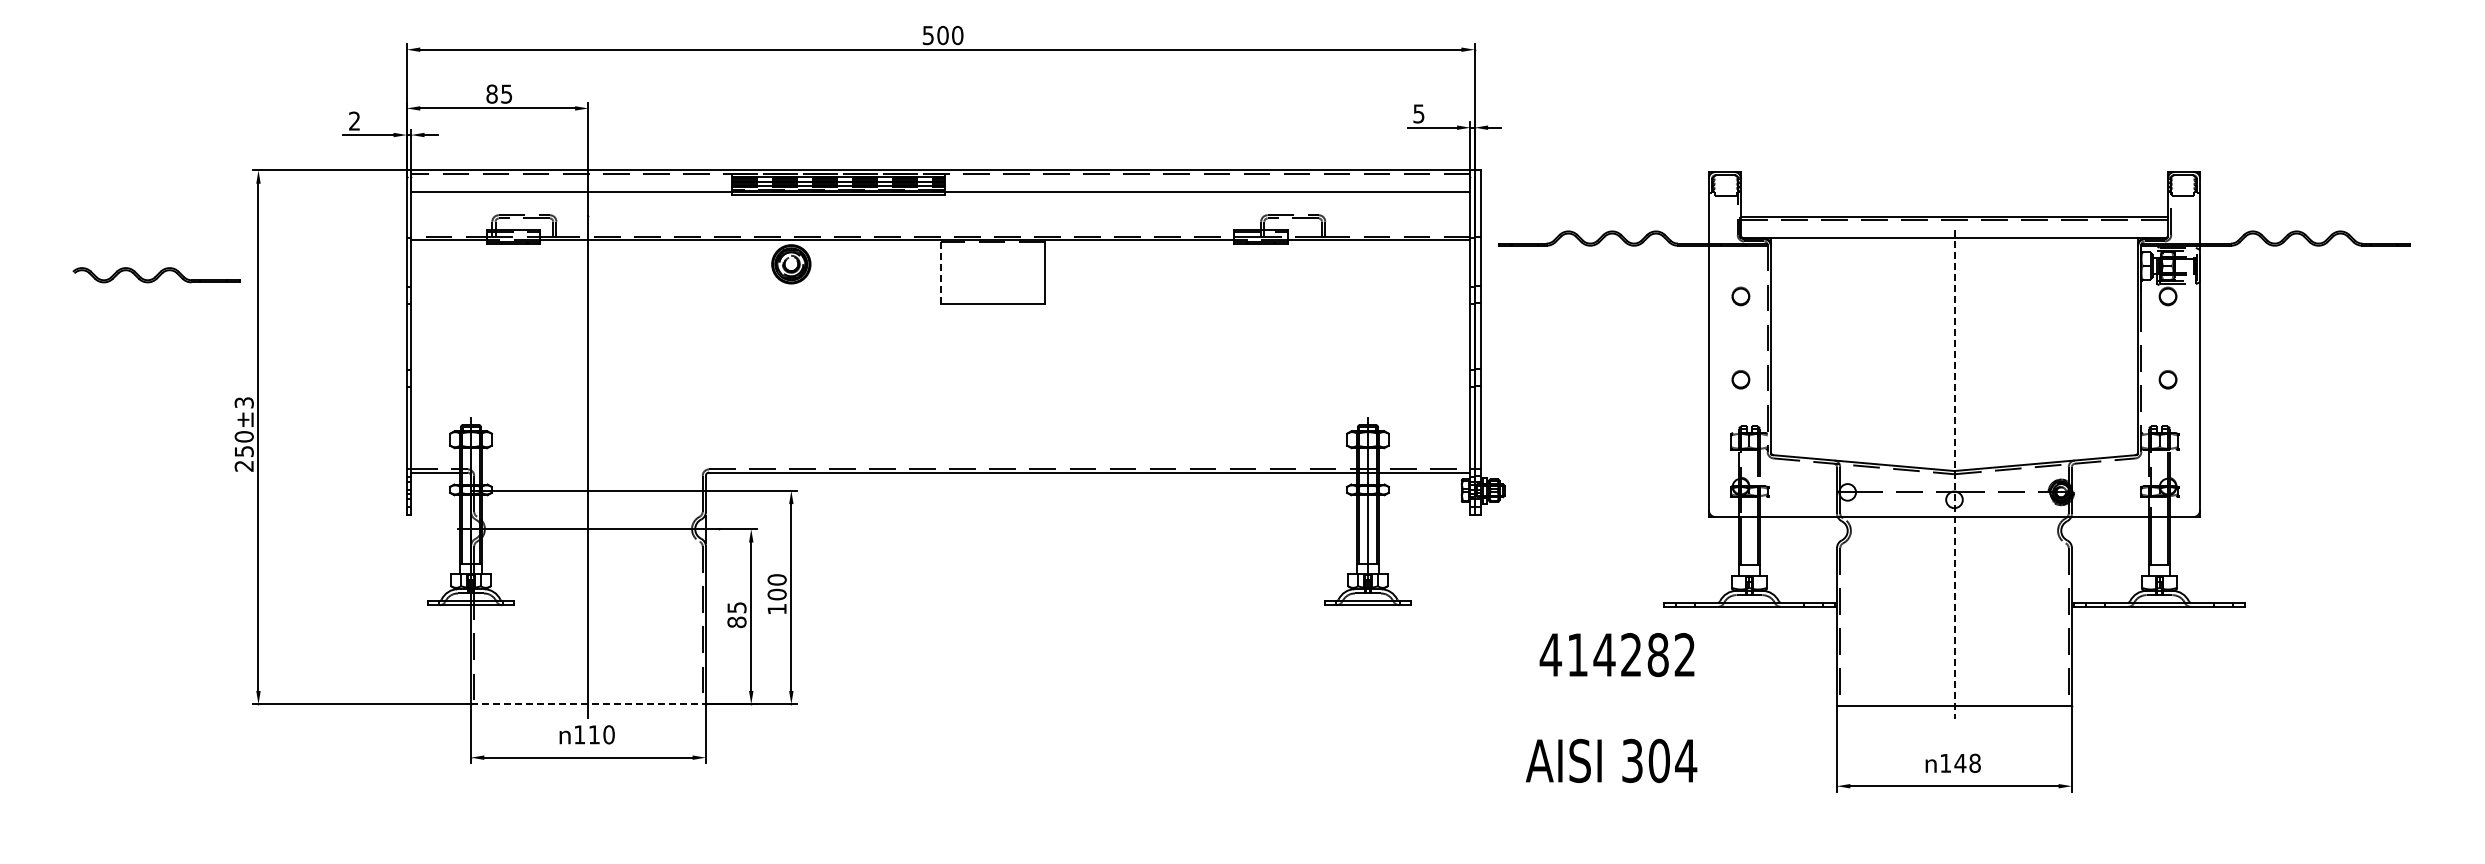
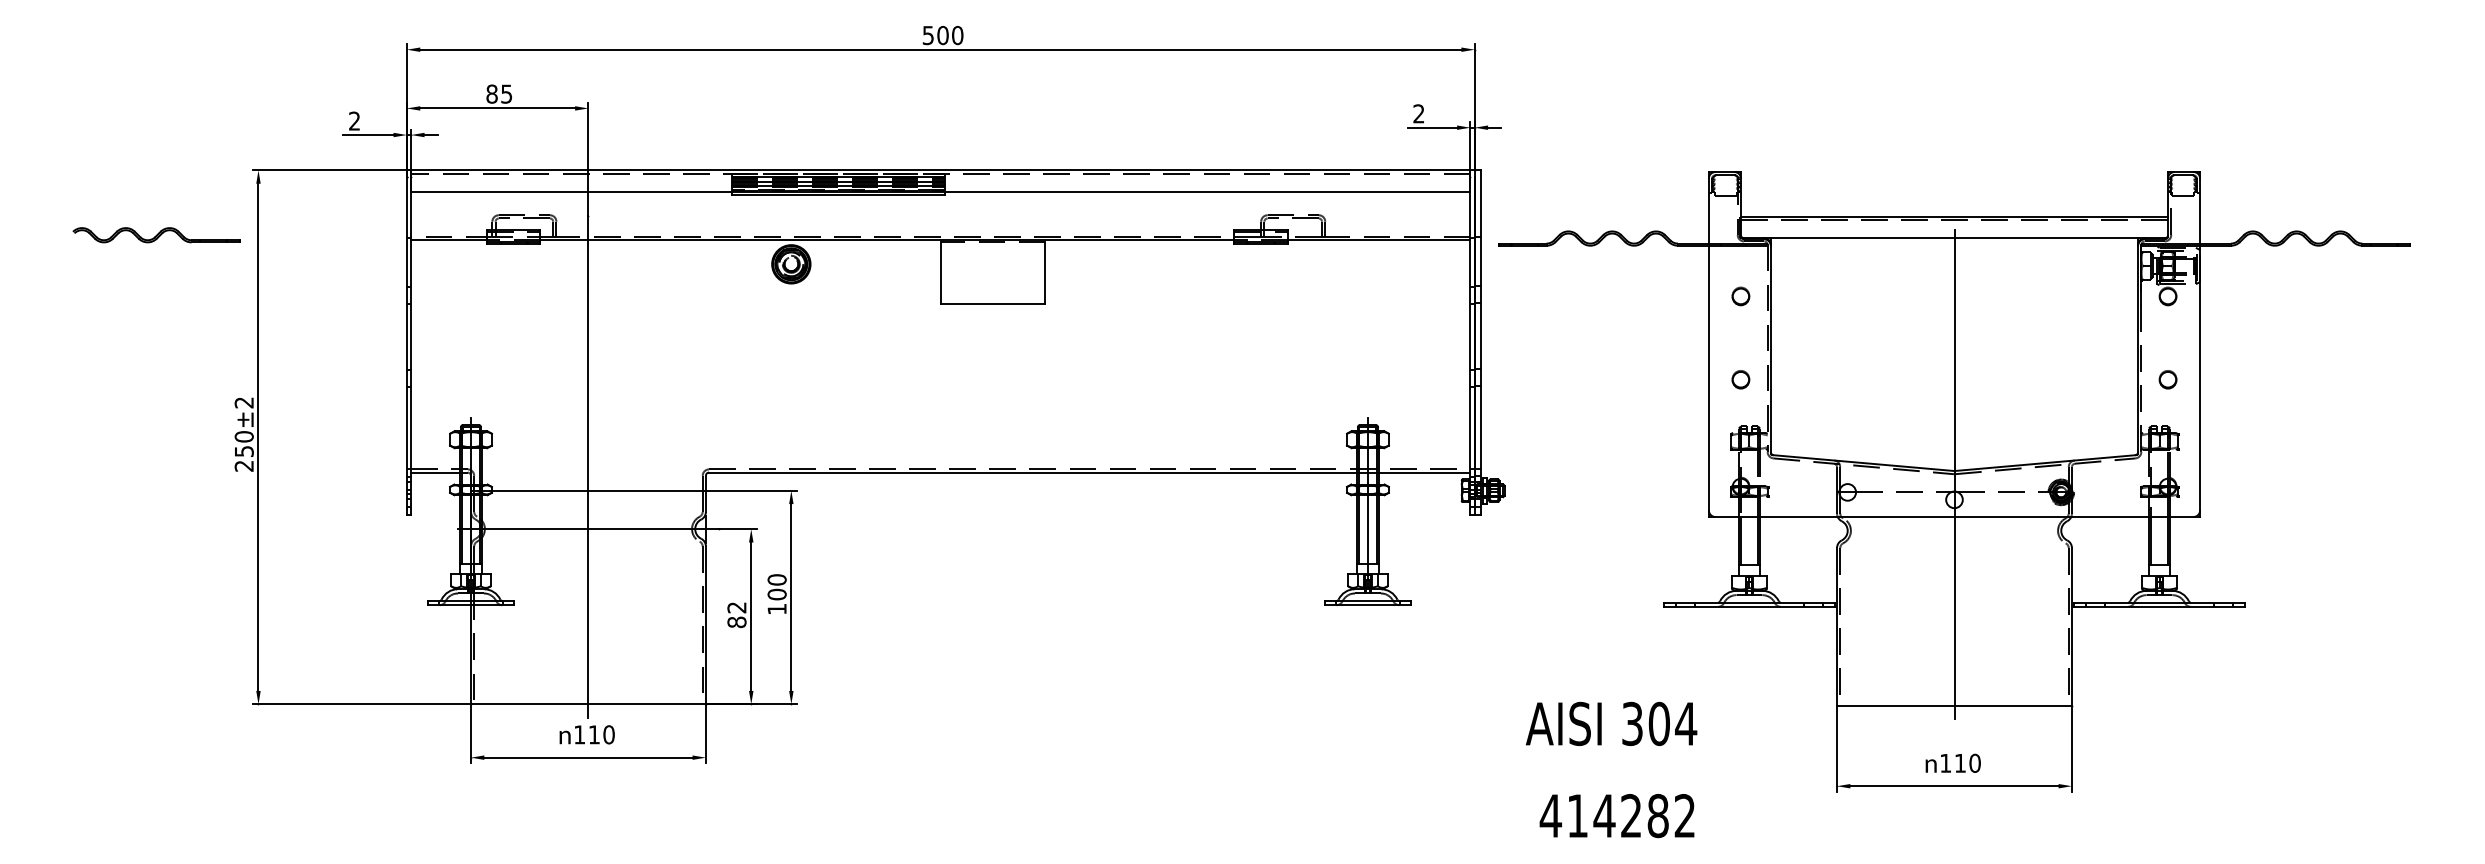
text: 5 -> 2 (1418, 113)
line: dashed -> solid (940, 273)
part position: (156, 275) -> (156, 235) (156, 235)
text: ±3 -> ±2 (244, 402)
line: dashed -> solid (1954, 475)
text: 85 -> 82 (736, 607)
text position: (1616, 655) -> (1616, 816) (1616, 816)
line: dashed -> solid (588, 704)
text position: (1611, 760) -> (1611, 723) (1611, 723)
text: 148 -> 110 (1967, 763)
